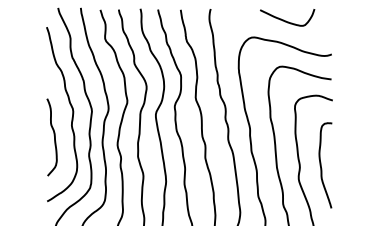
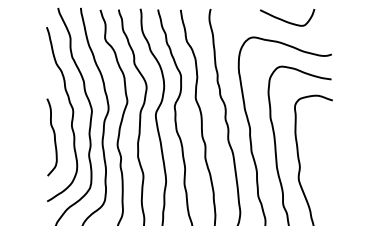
curve: present -> none (321, 165)
